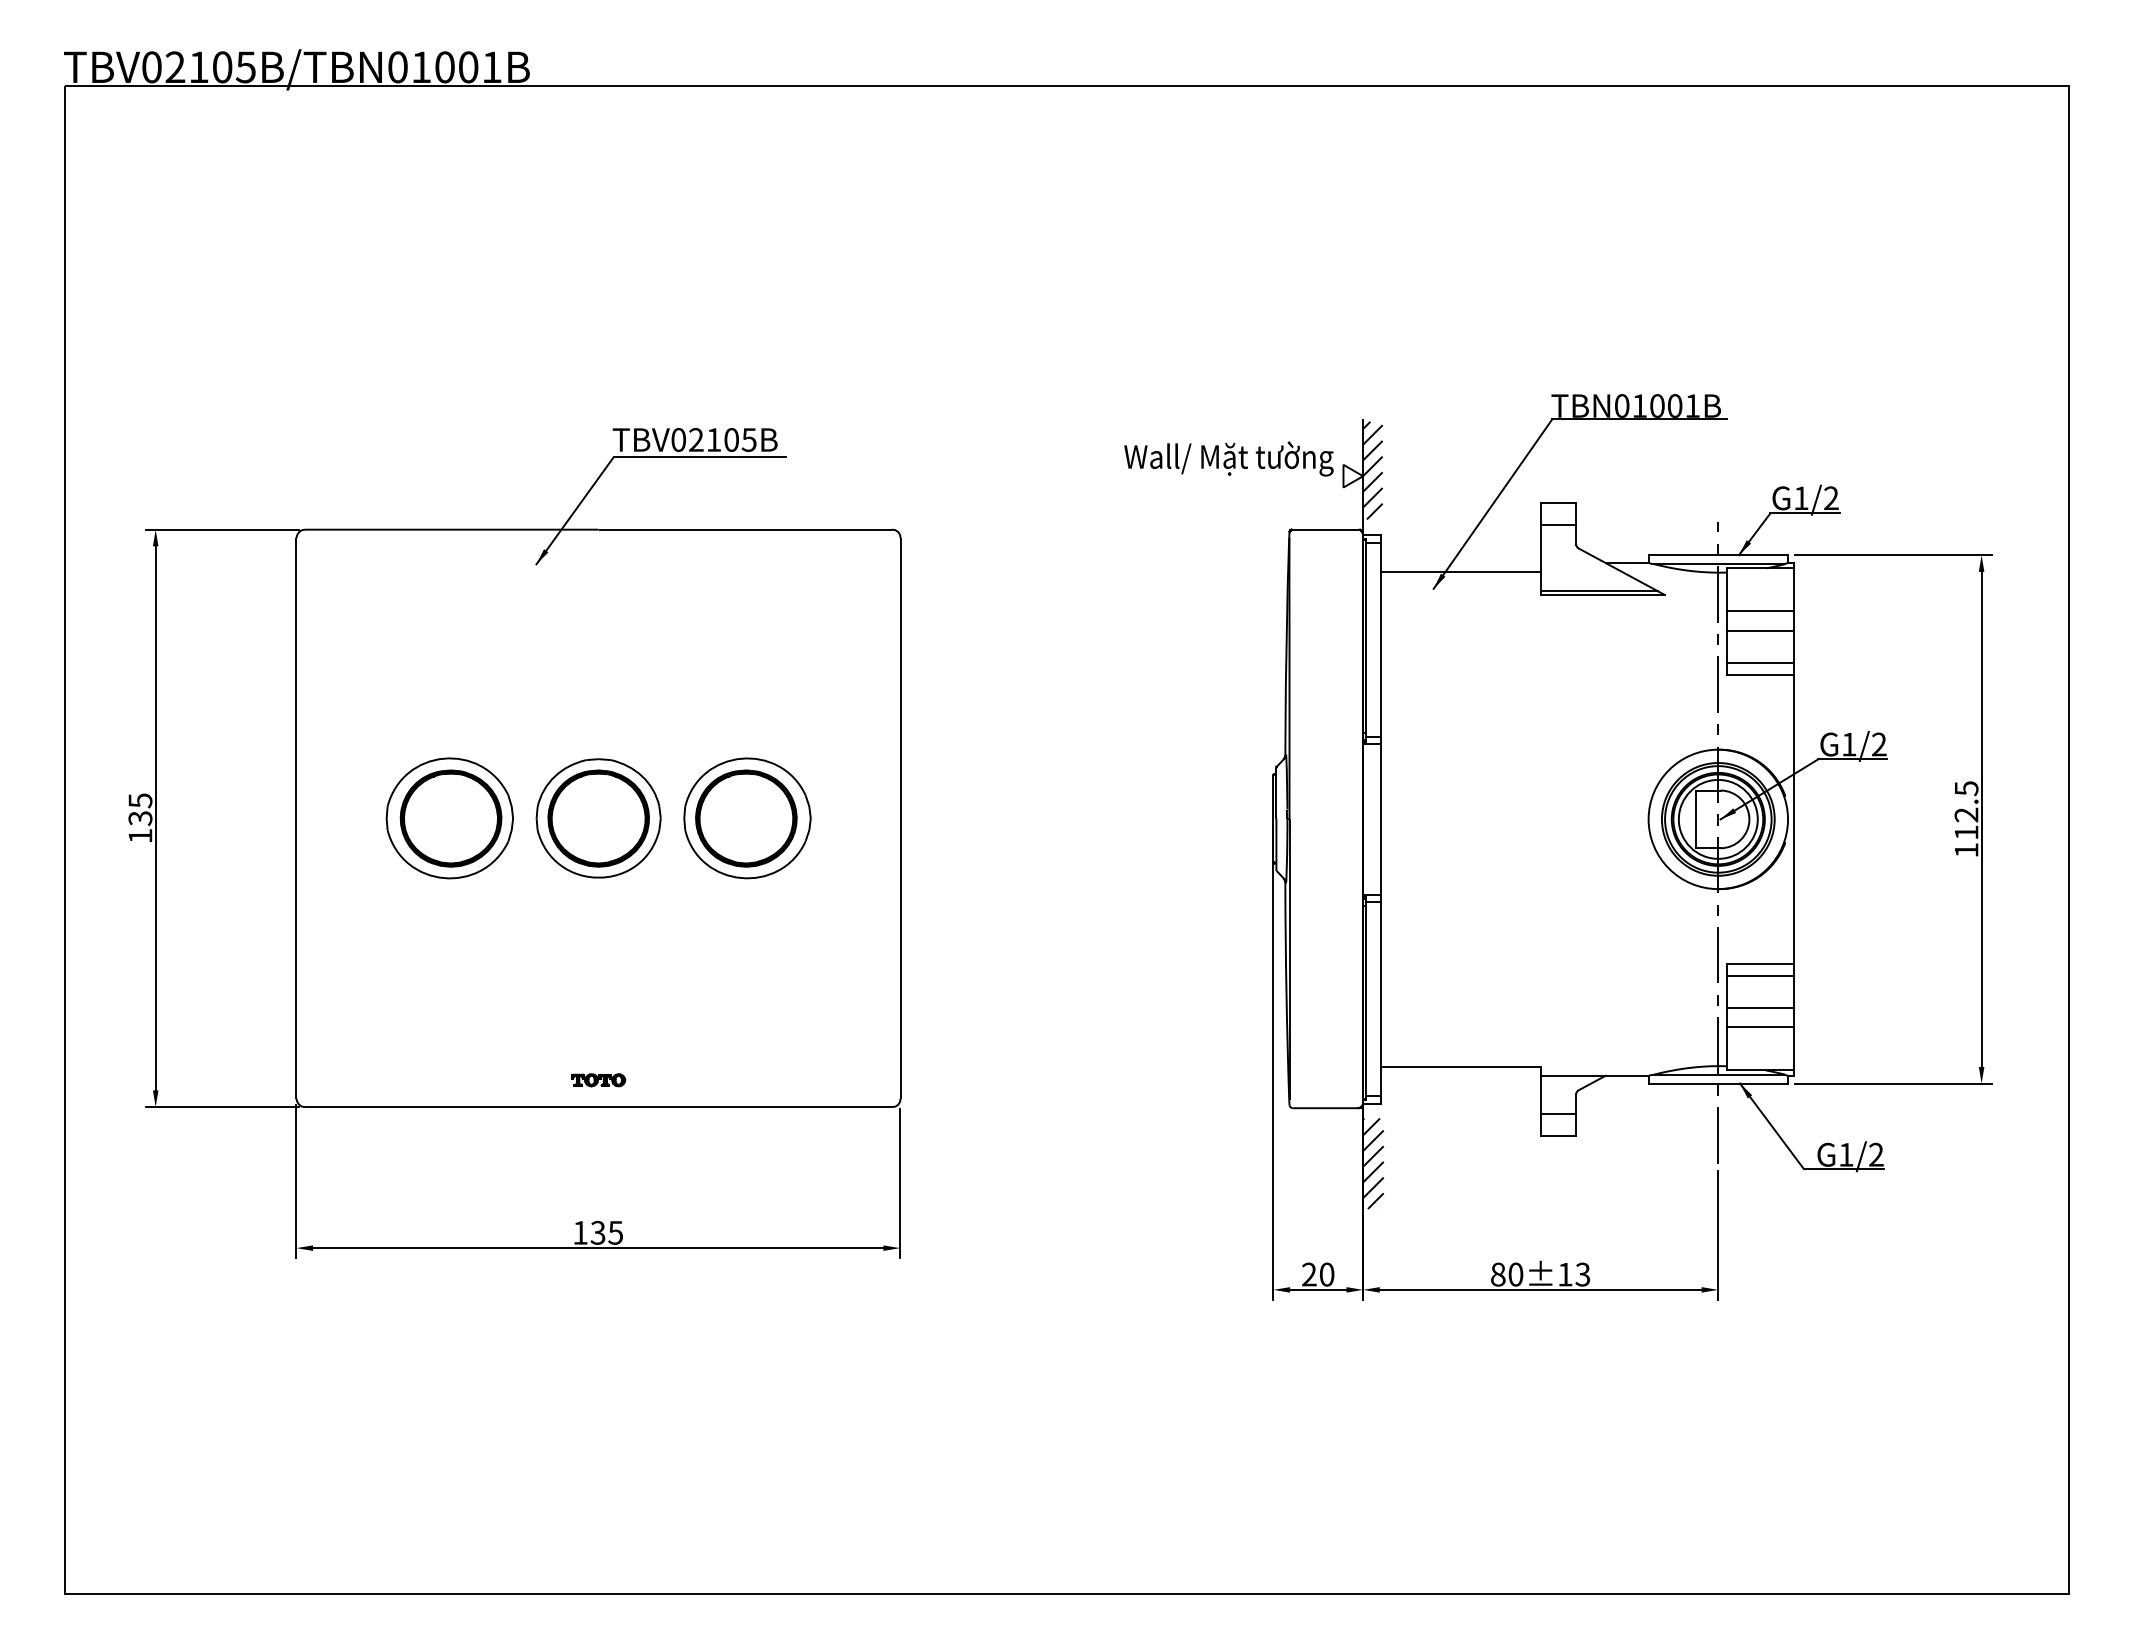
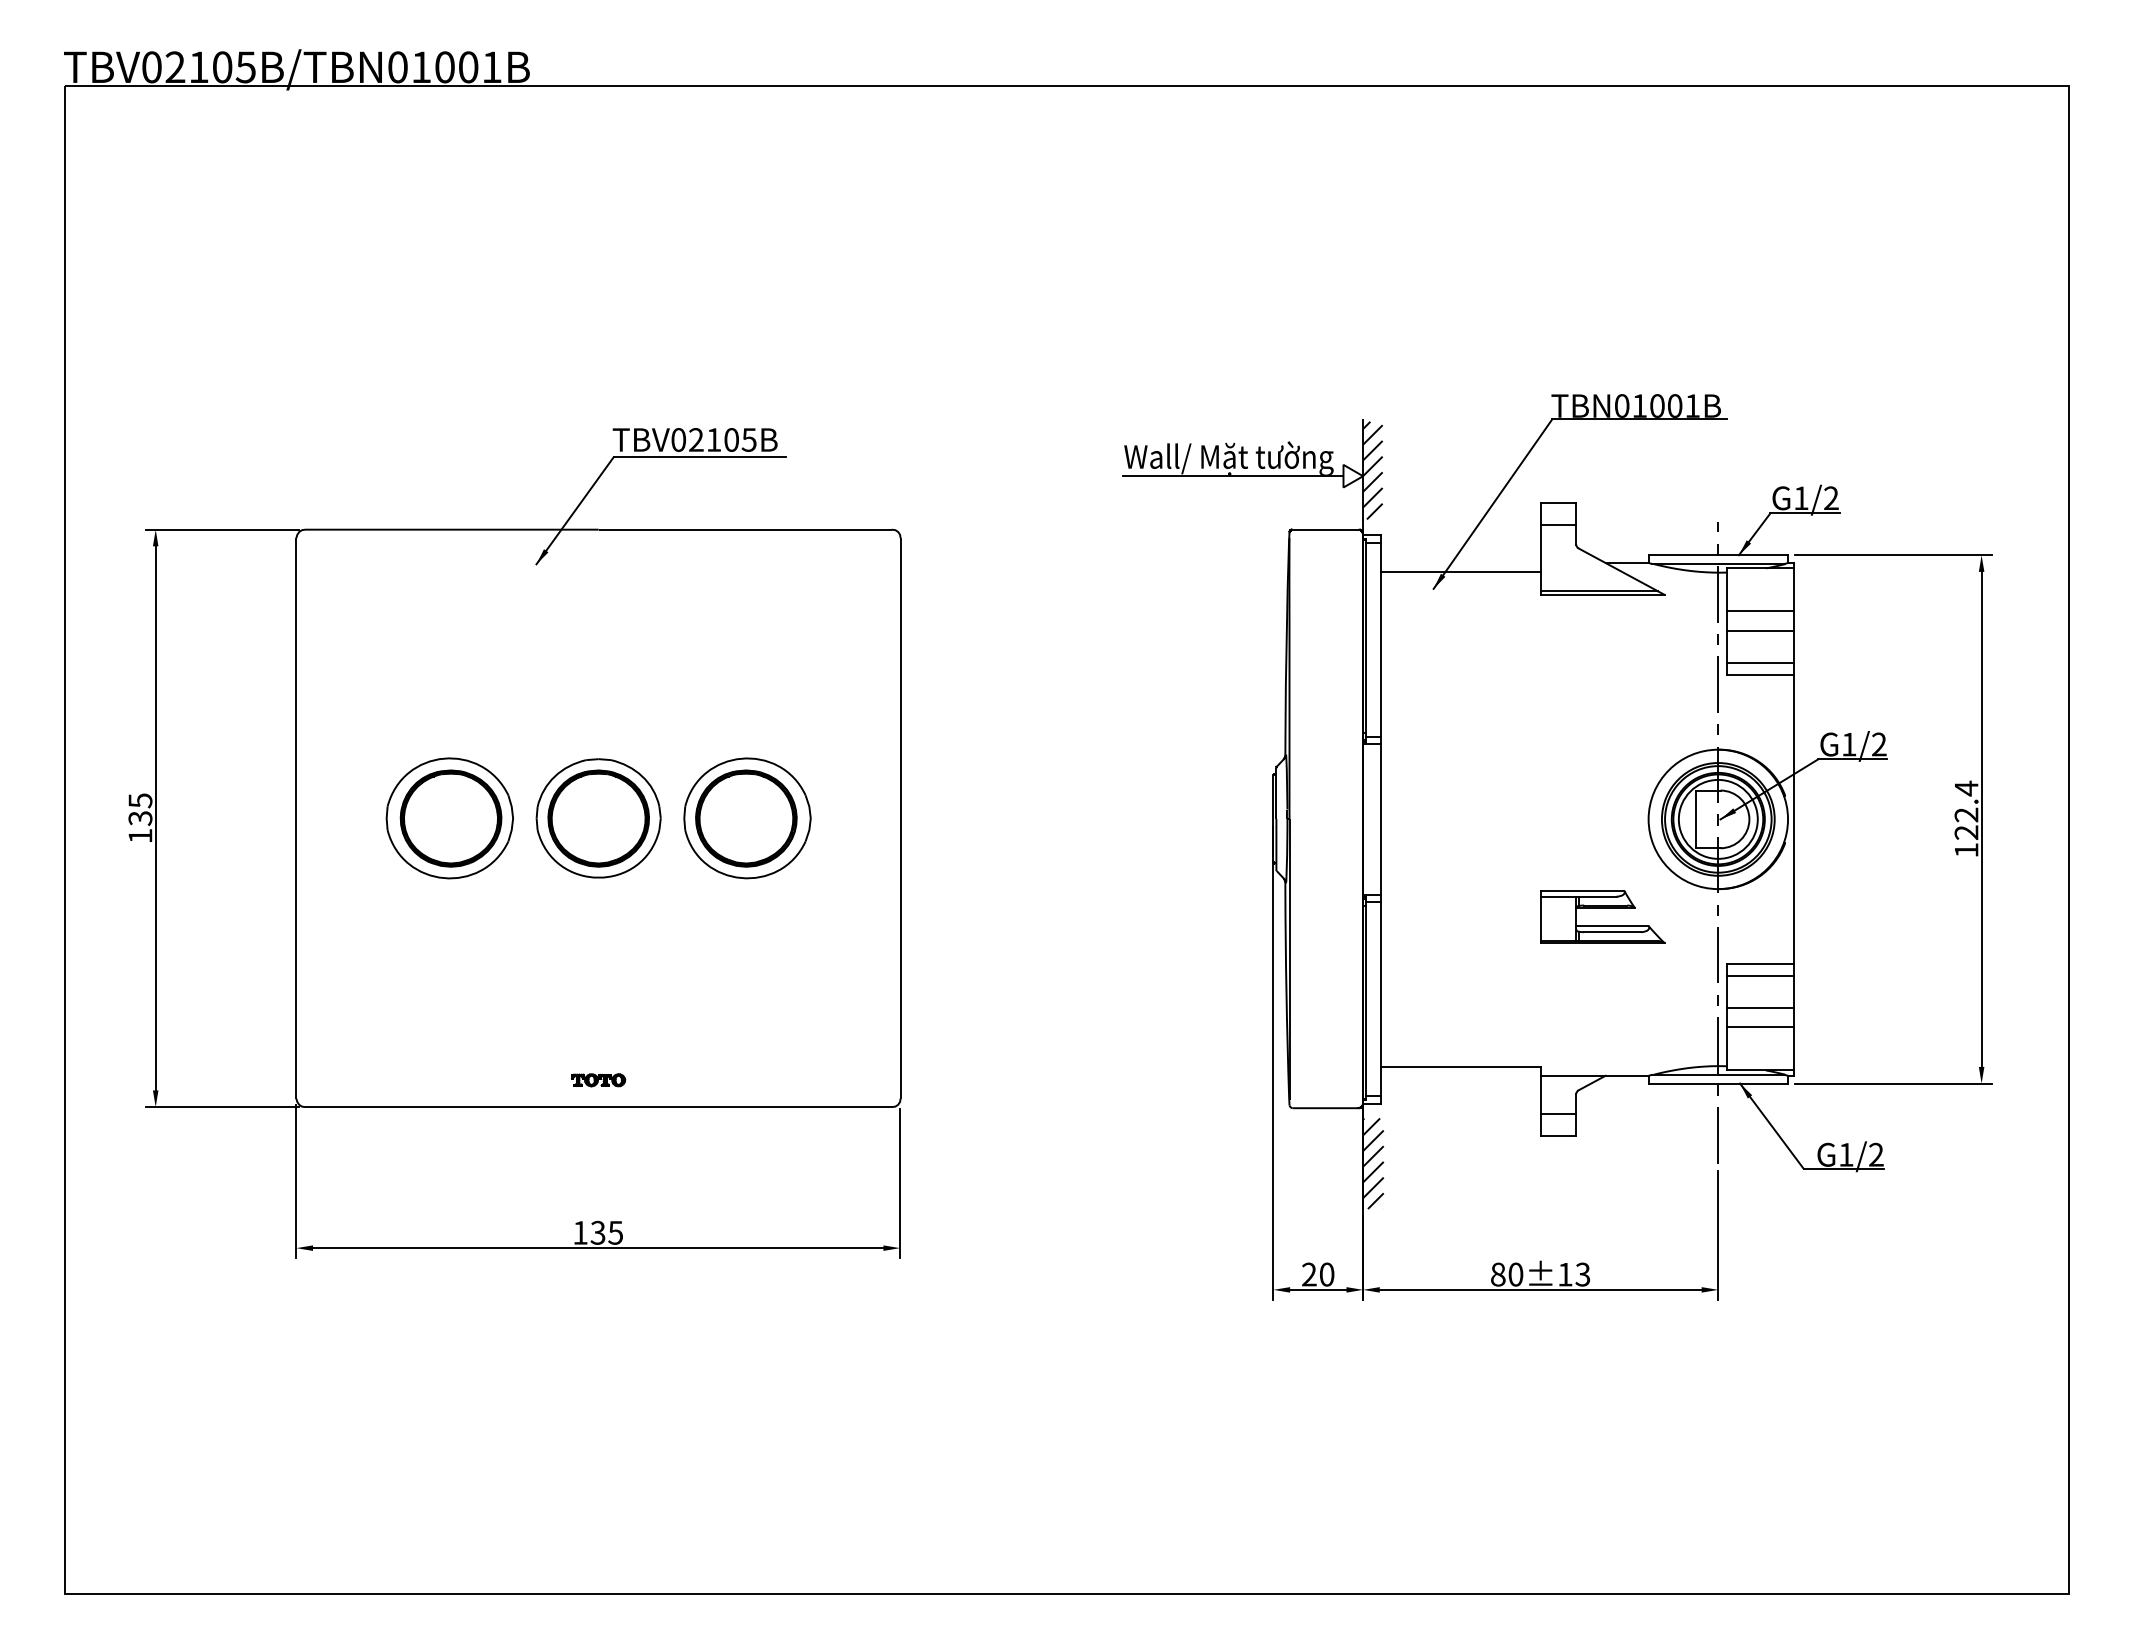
line: none -> present (1233, 476)
text: 112.5 -> 122.4 (1966, 809)
part: none -> present (1602, 908)
